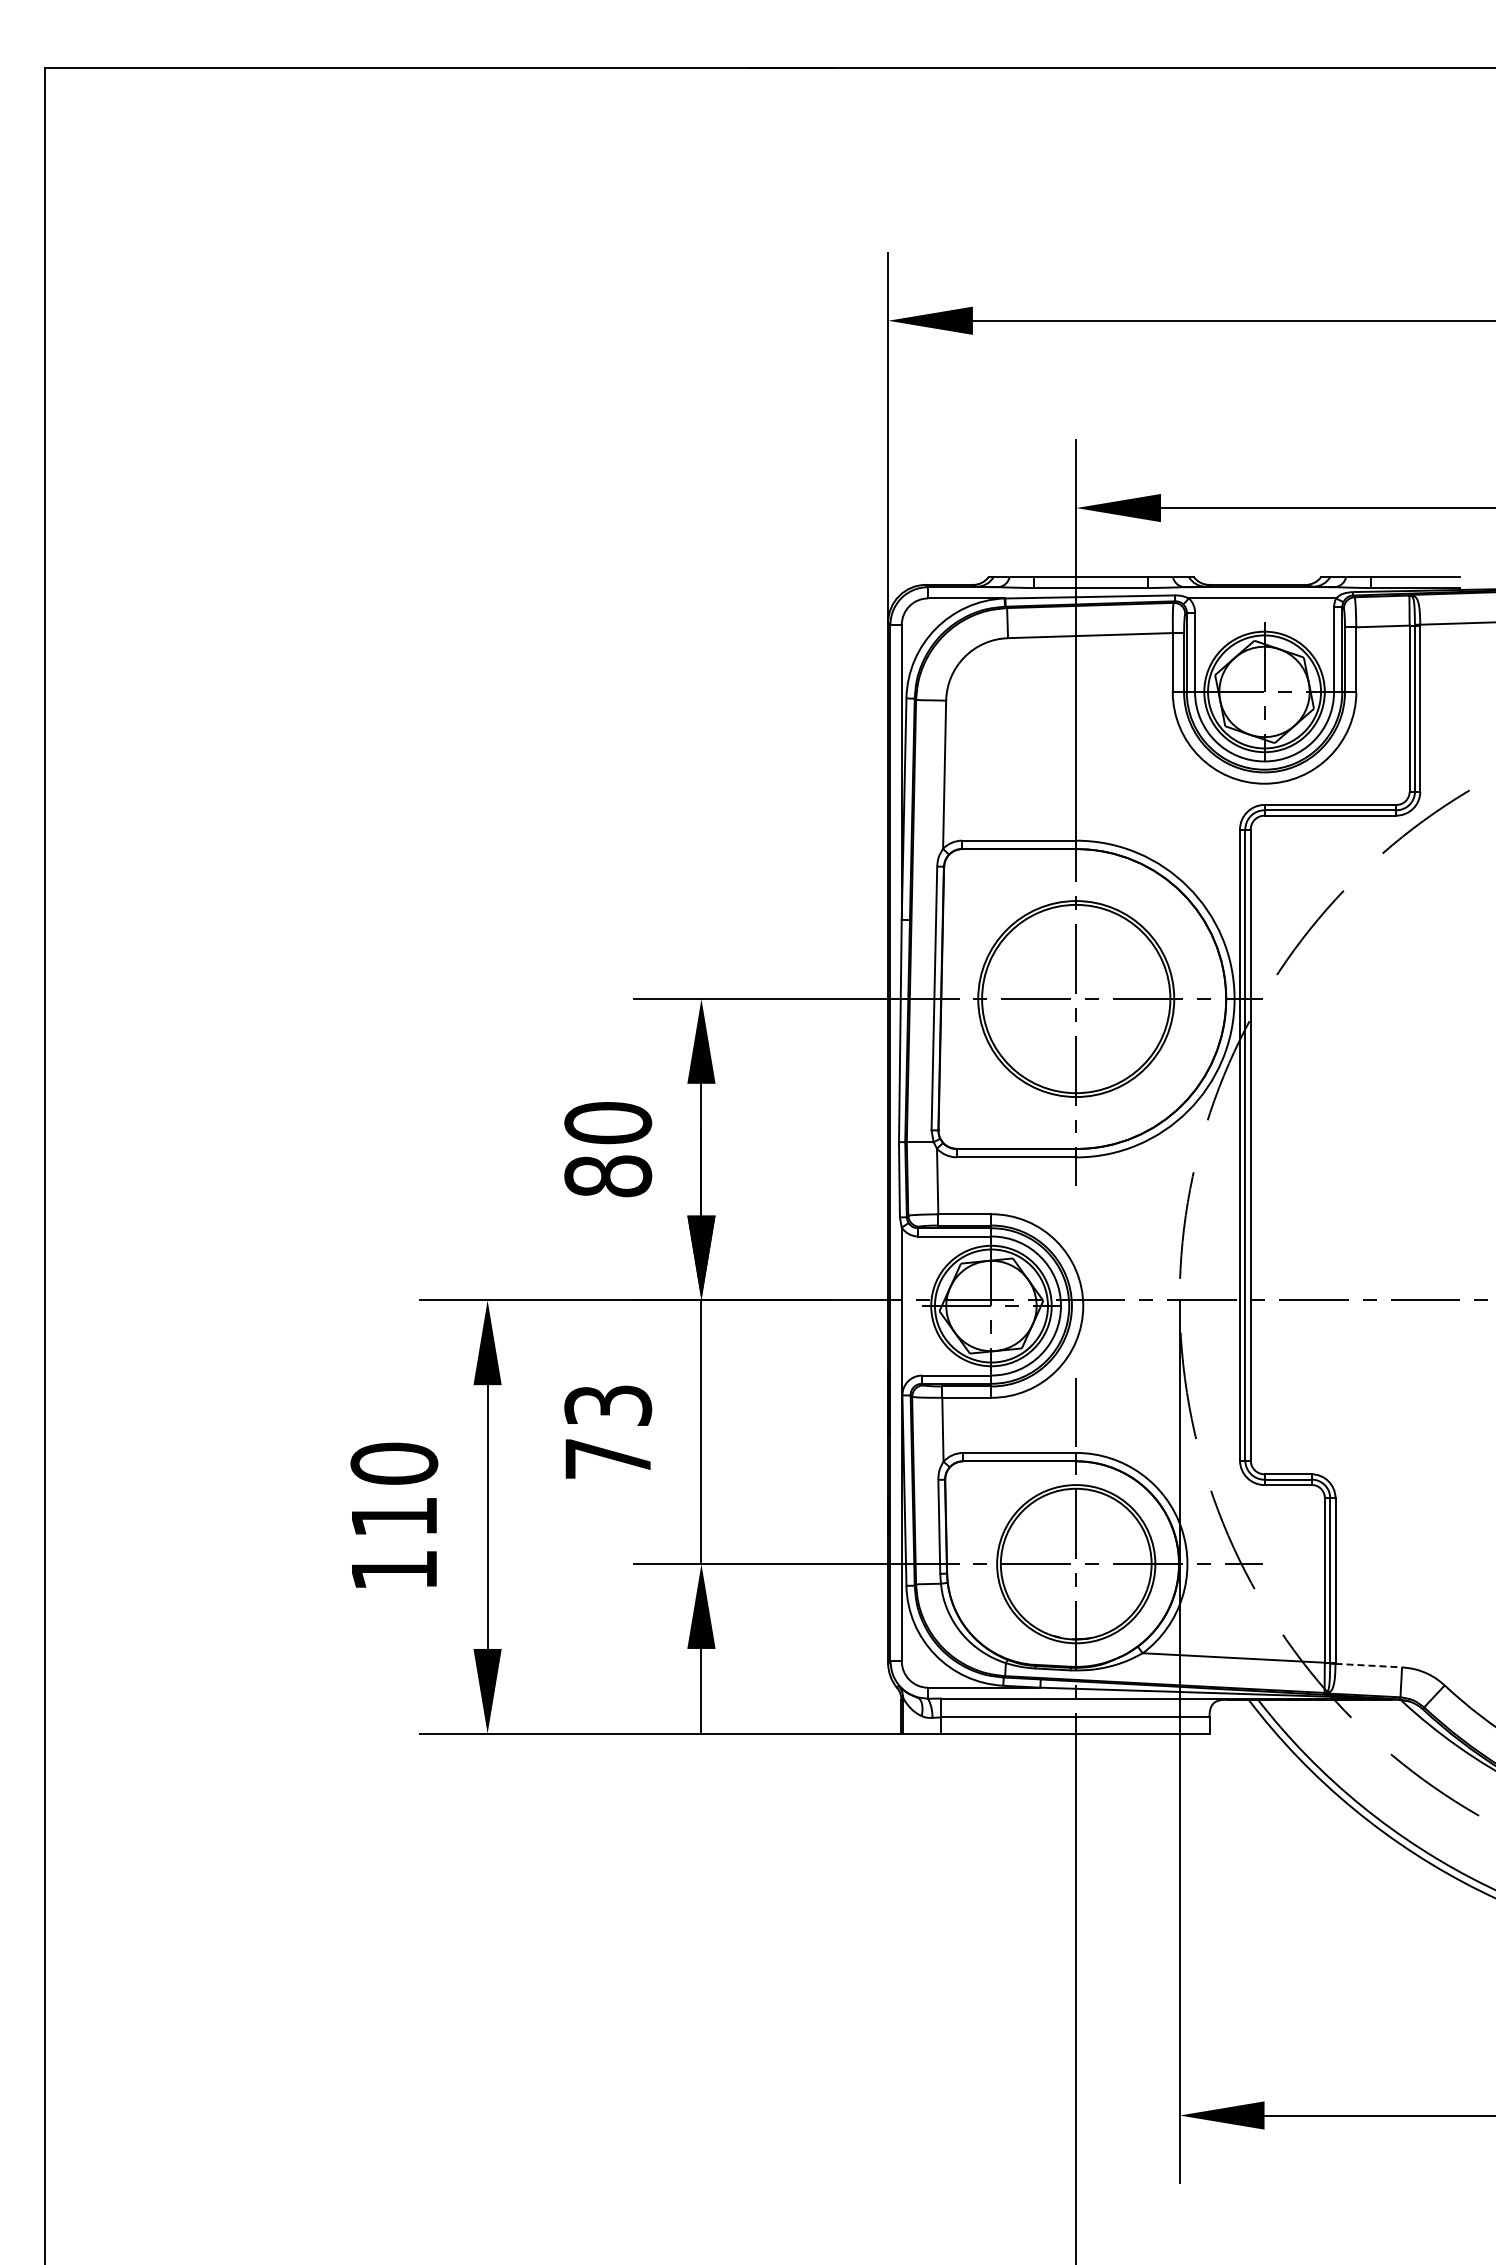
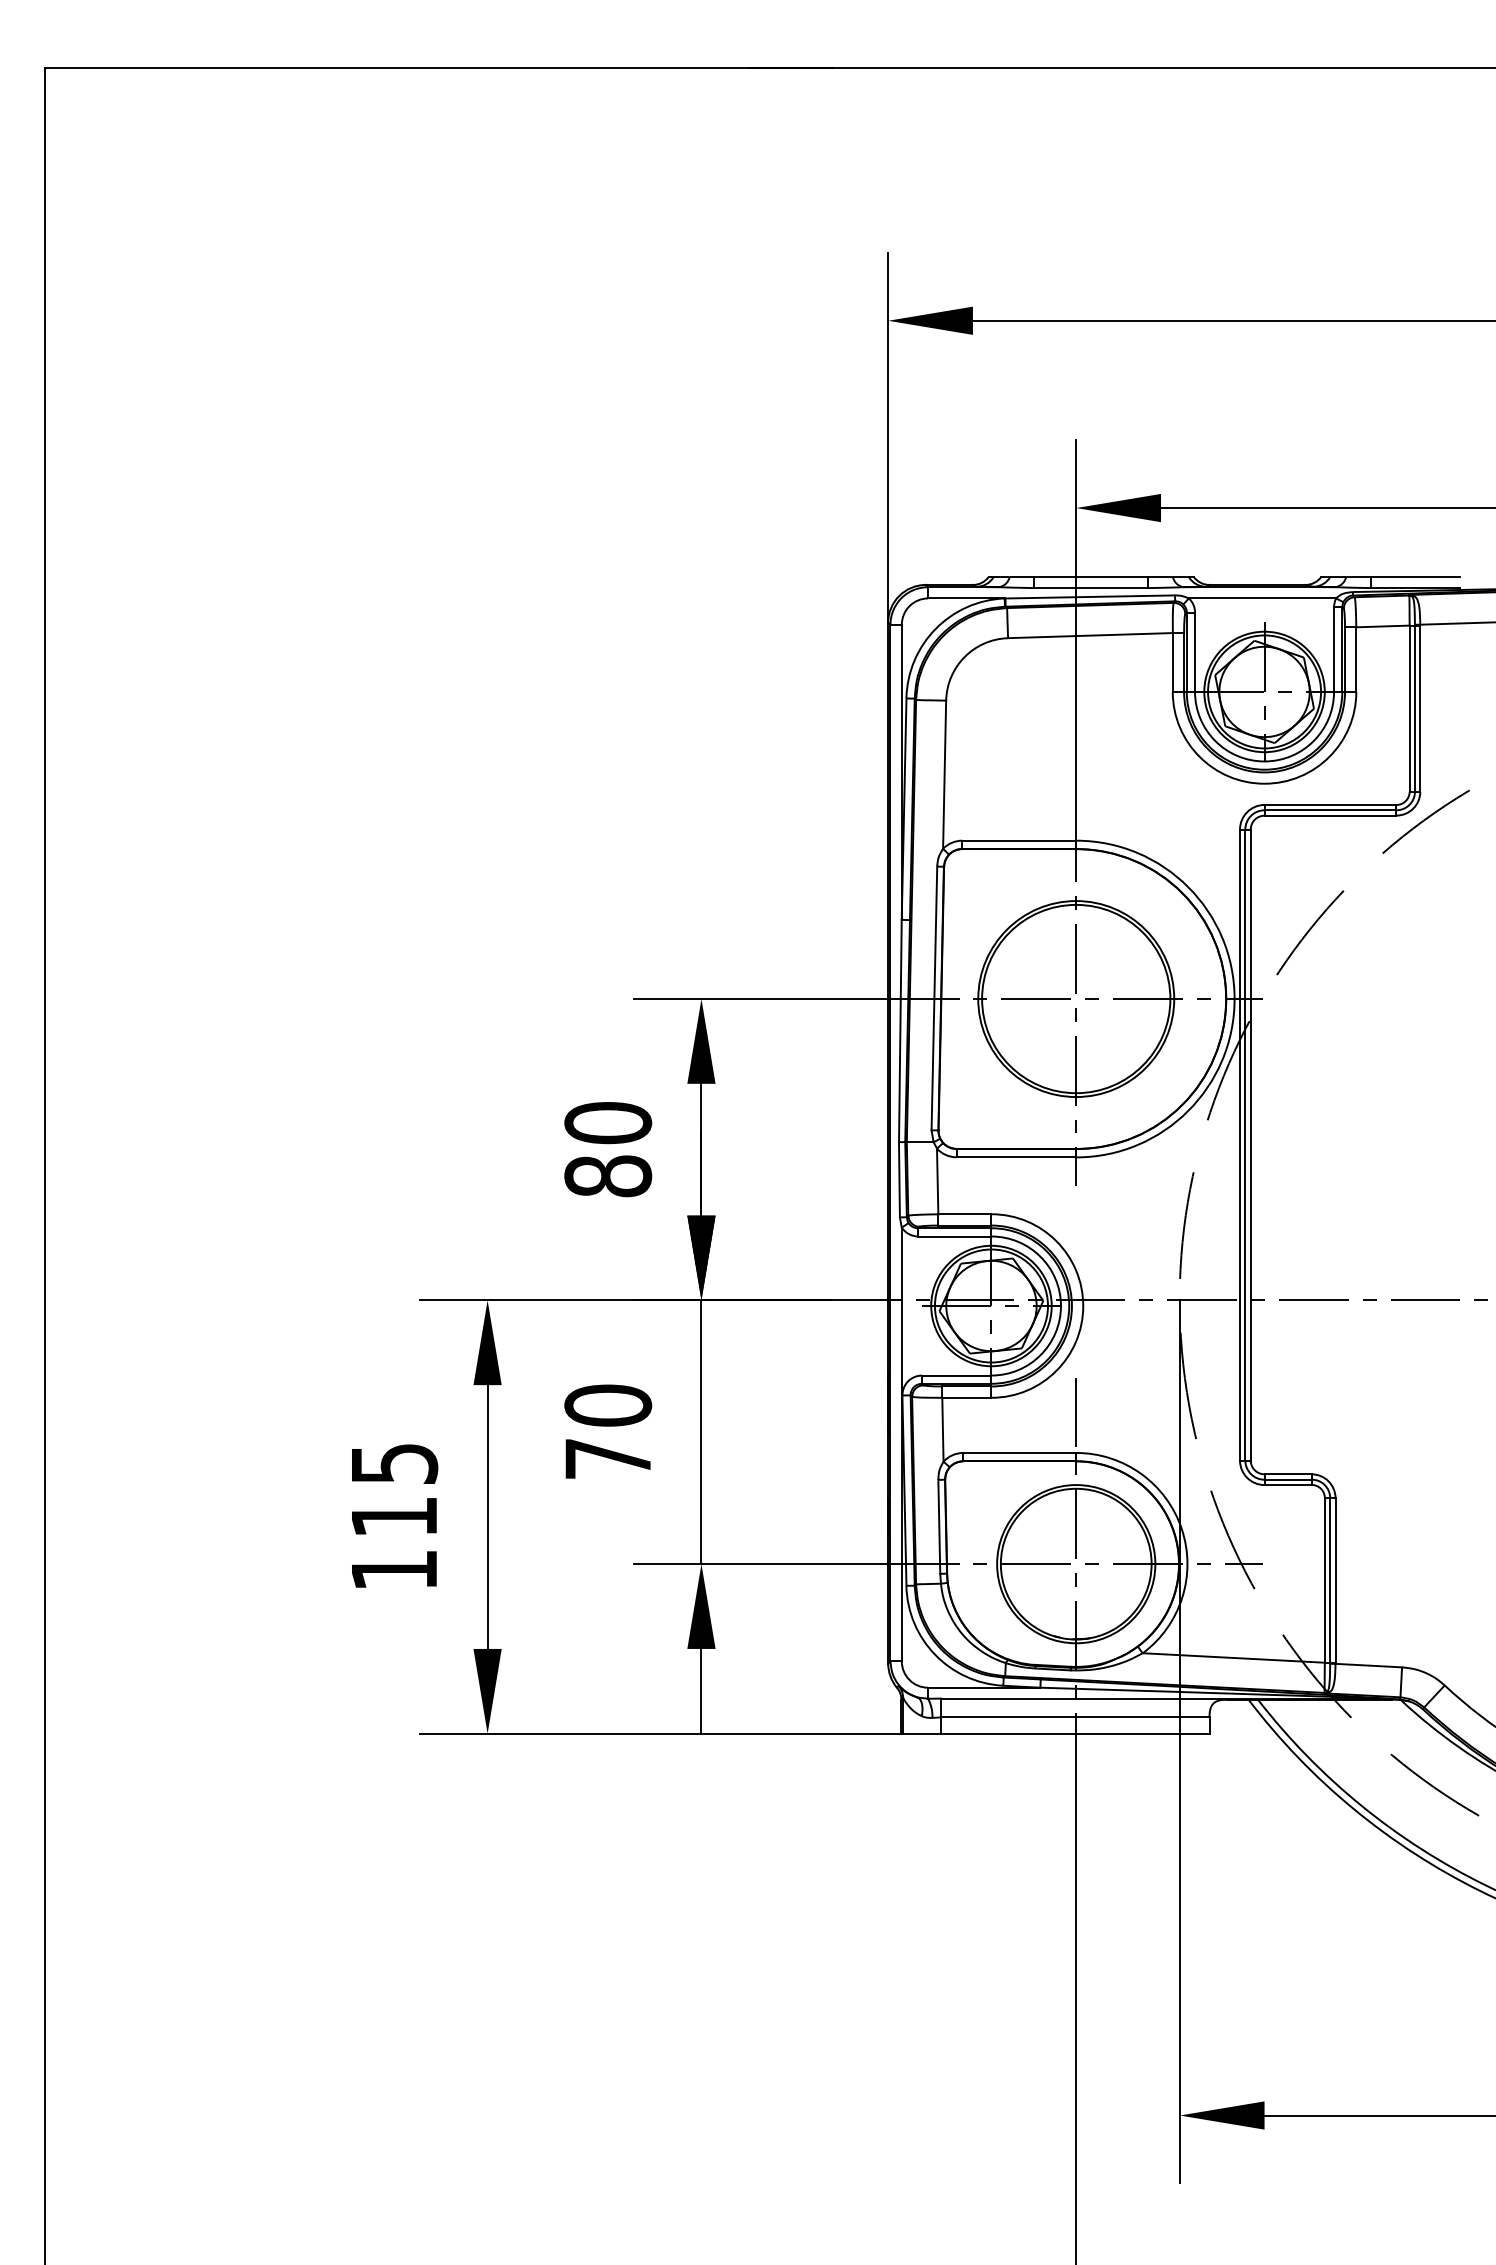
text: 73 -> 70 (608, 1405)
text: 110 -> 115 (394, 1463)
line: dashed -> solid (1369, 1665)
